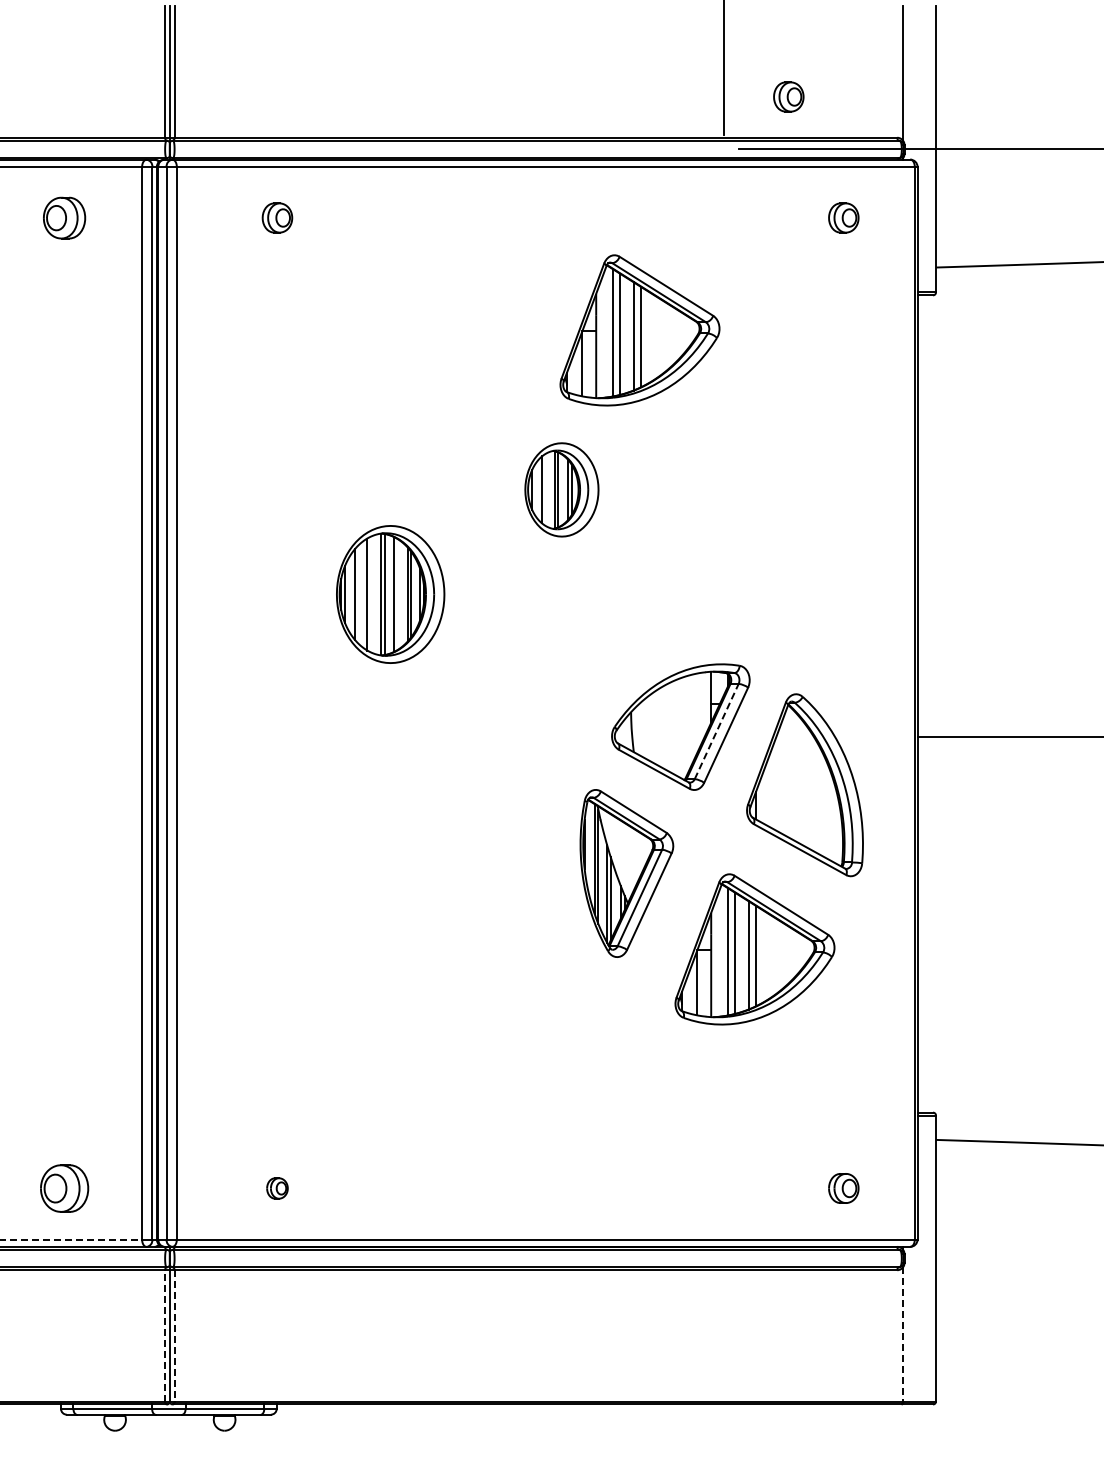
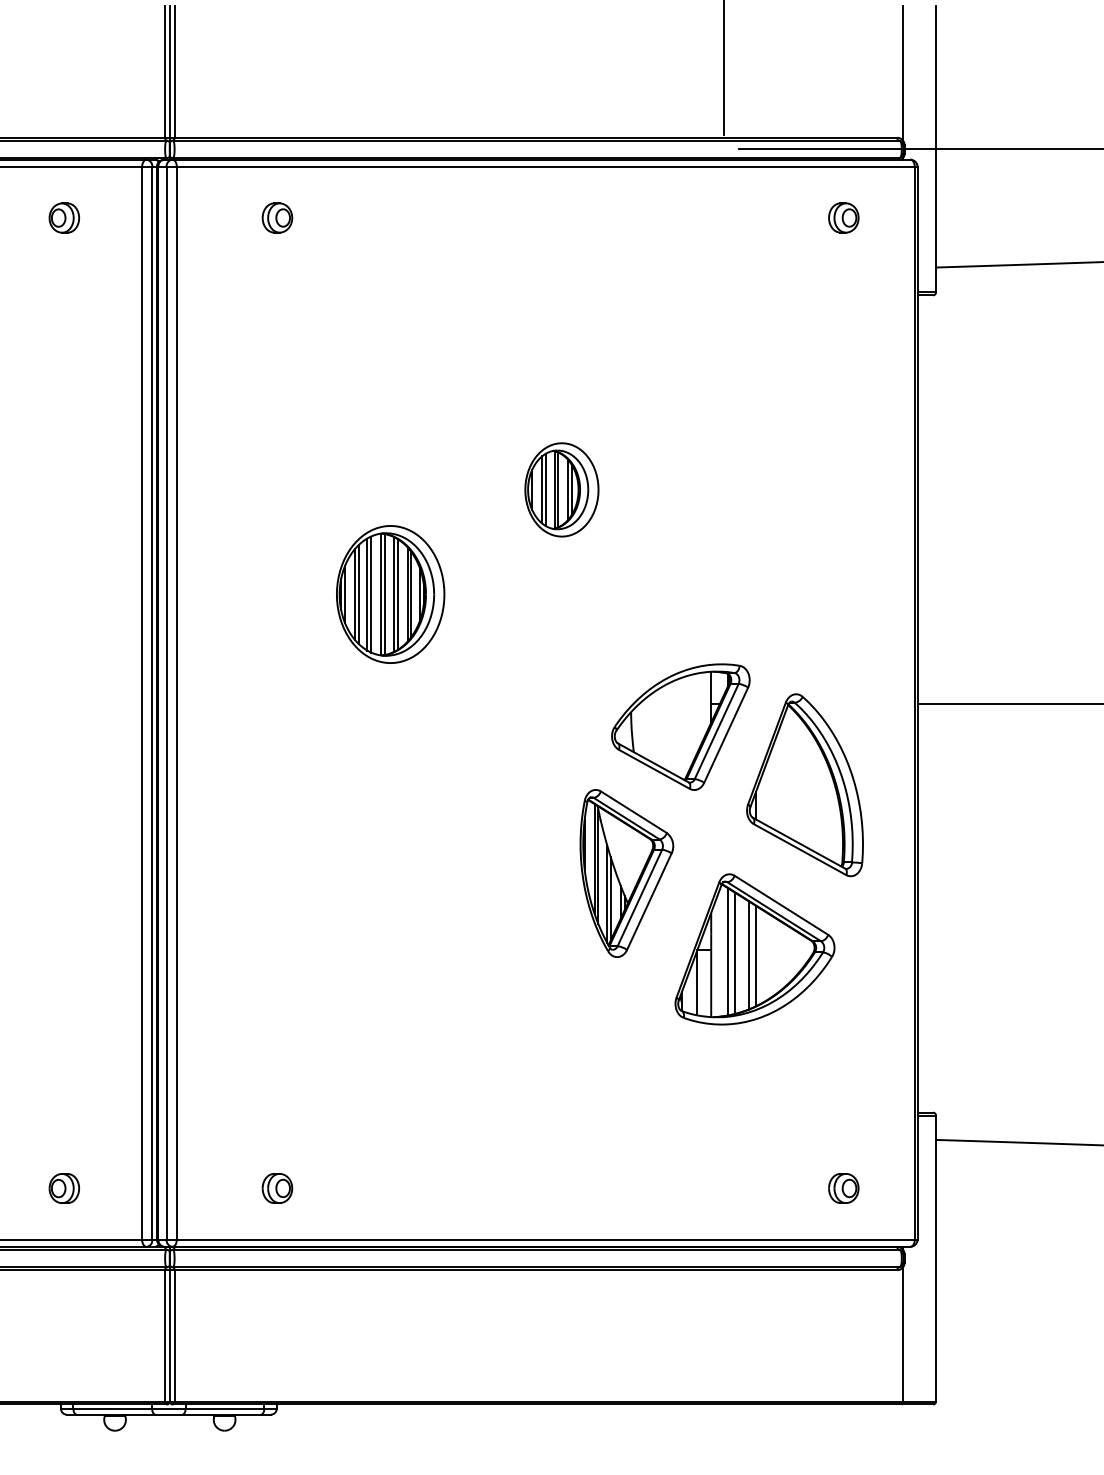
part: present -> none (788, 96)
part size: 44x44 px -> 32x32 px (63, 217)
part: present -> none (639, 330)
line: none -> present (545, 489)
line: none -> present (358, 594)
line: none -> present (371, 594)
line: none -> present (397, 594)
line: dashed -> solid (716, 731)
line position: (1008, 736) -> (1008, 703) (1008, 703)
part size: 50x49 px -> 32x31 px (63, 1188)
part size: 23x23 px -> 33x31 px (277, 1188)
line: dashed -> solid (71, 1239)
line: dashed -> solid (903, 1334)
line: dashed -> solid (165, 1335)
line: dashed -> solid (174, 1335)
